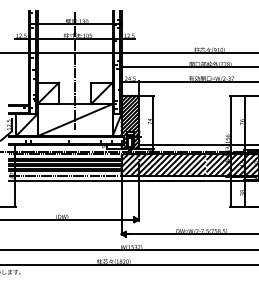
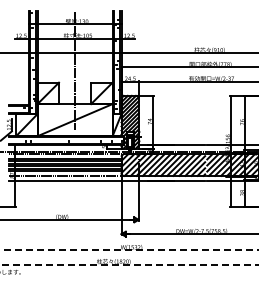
line: solid -> dashed (129, 250)
line: solid -> dashed (129, 264)
